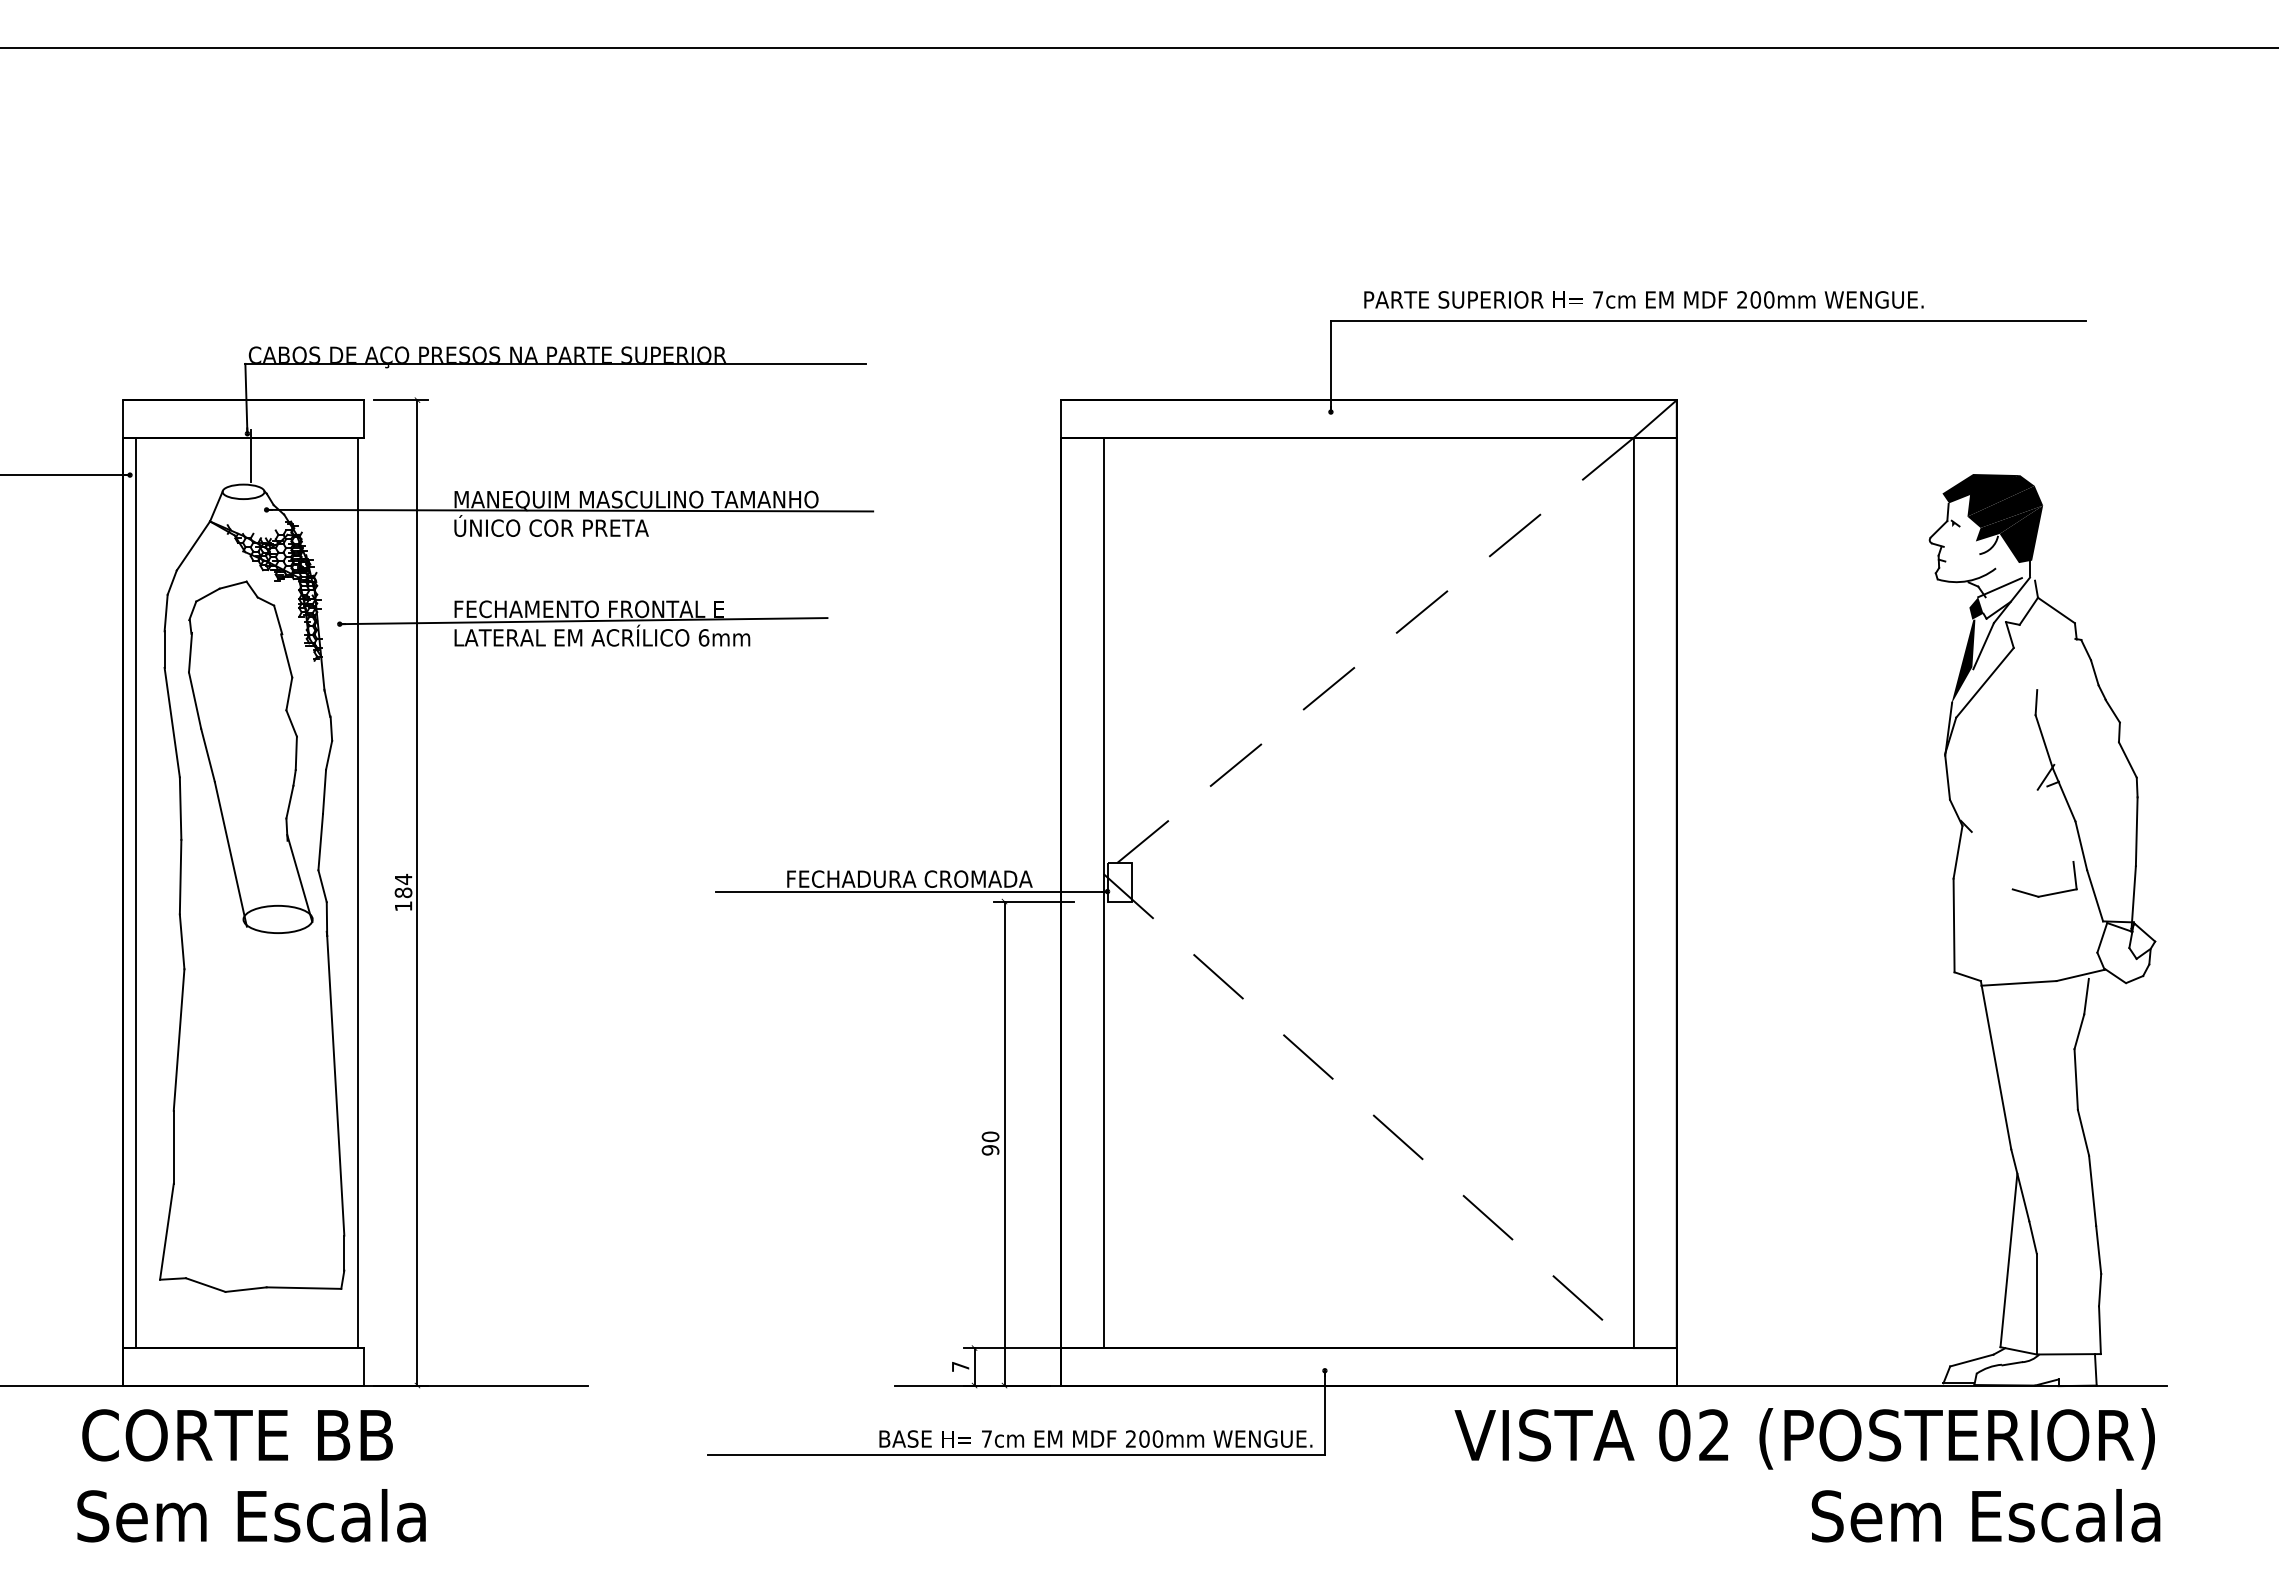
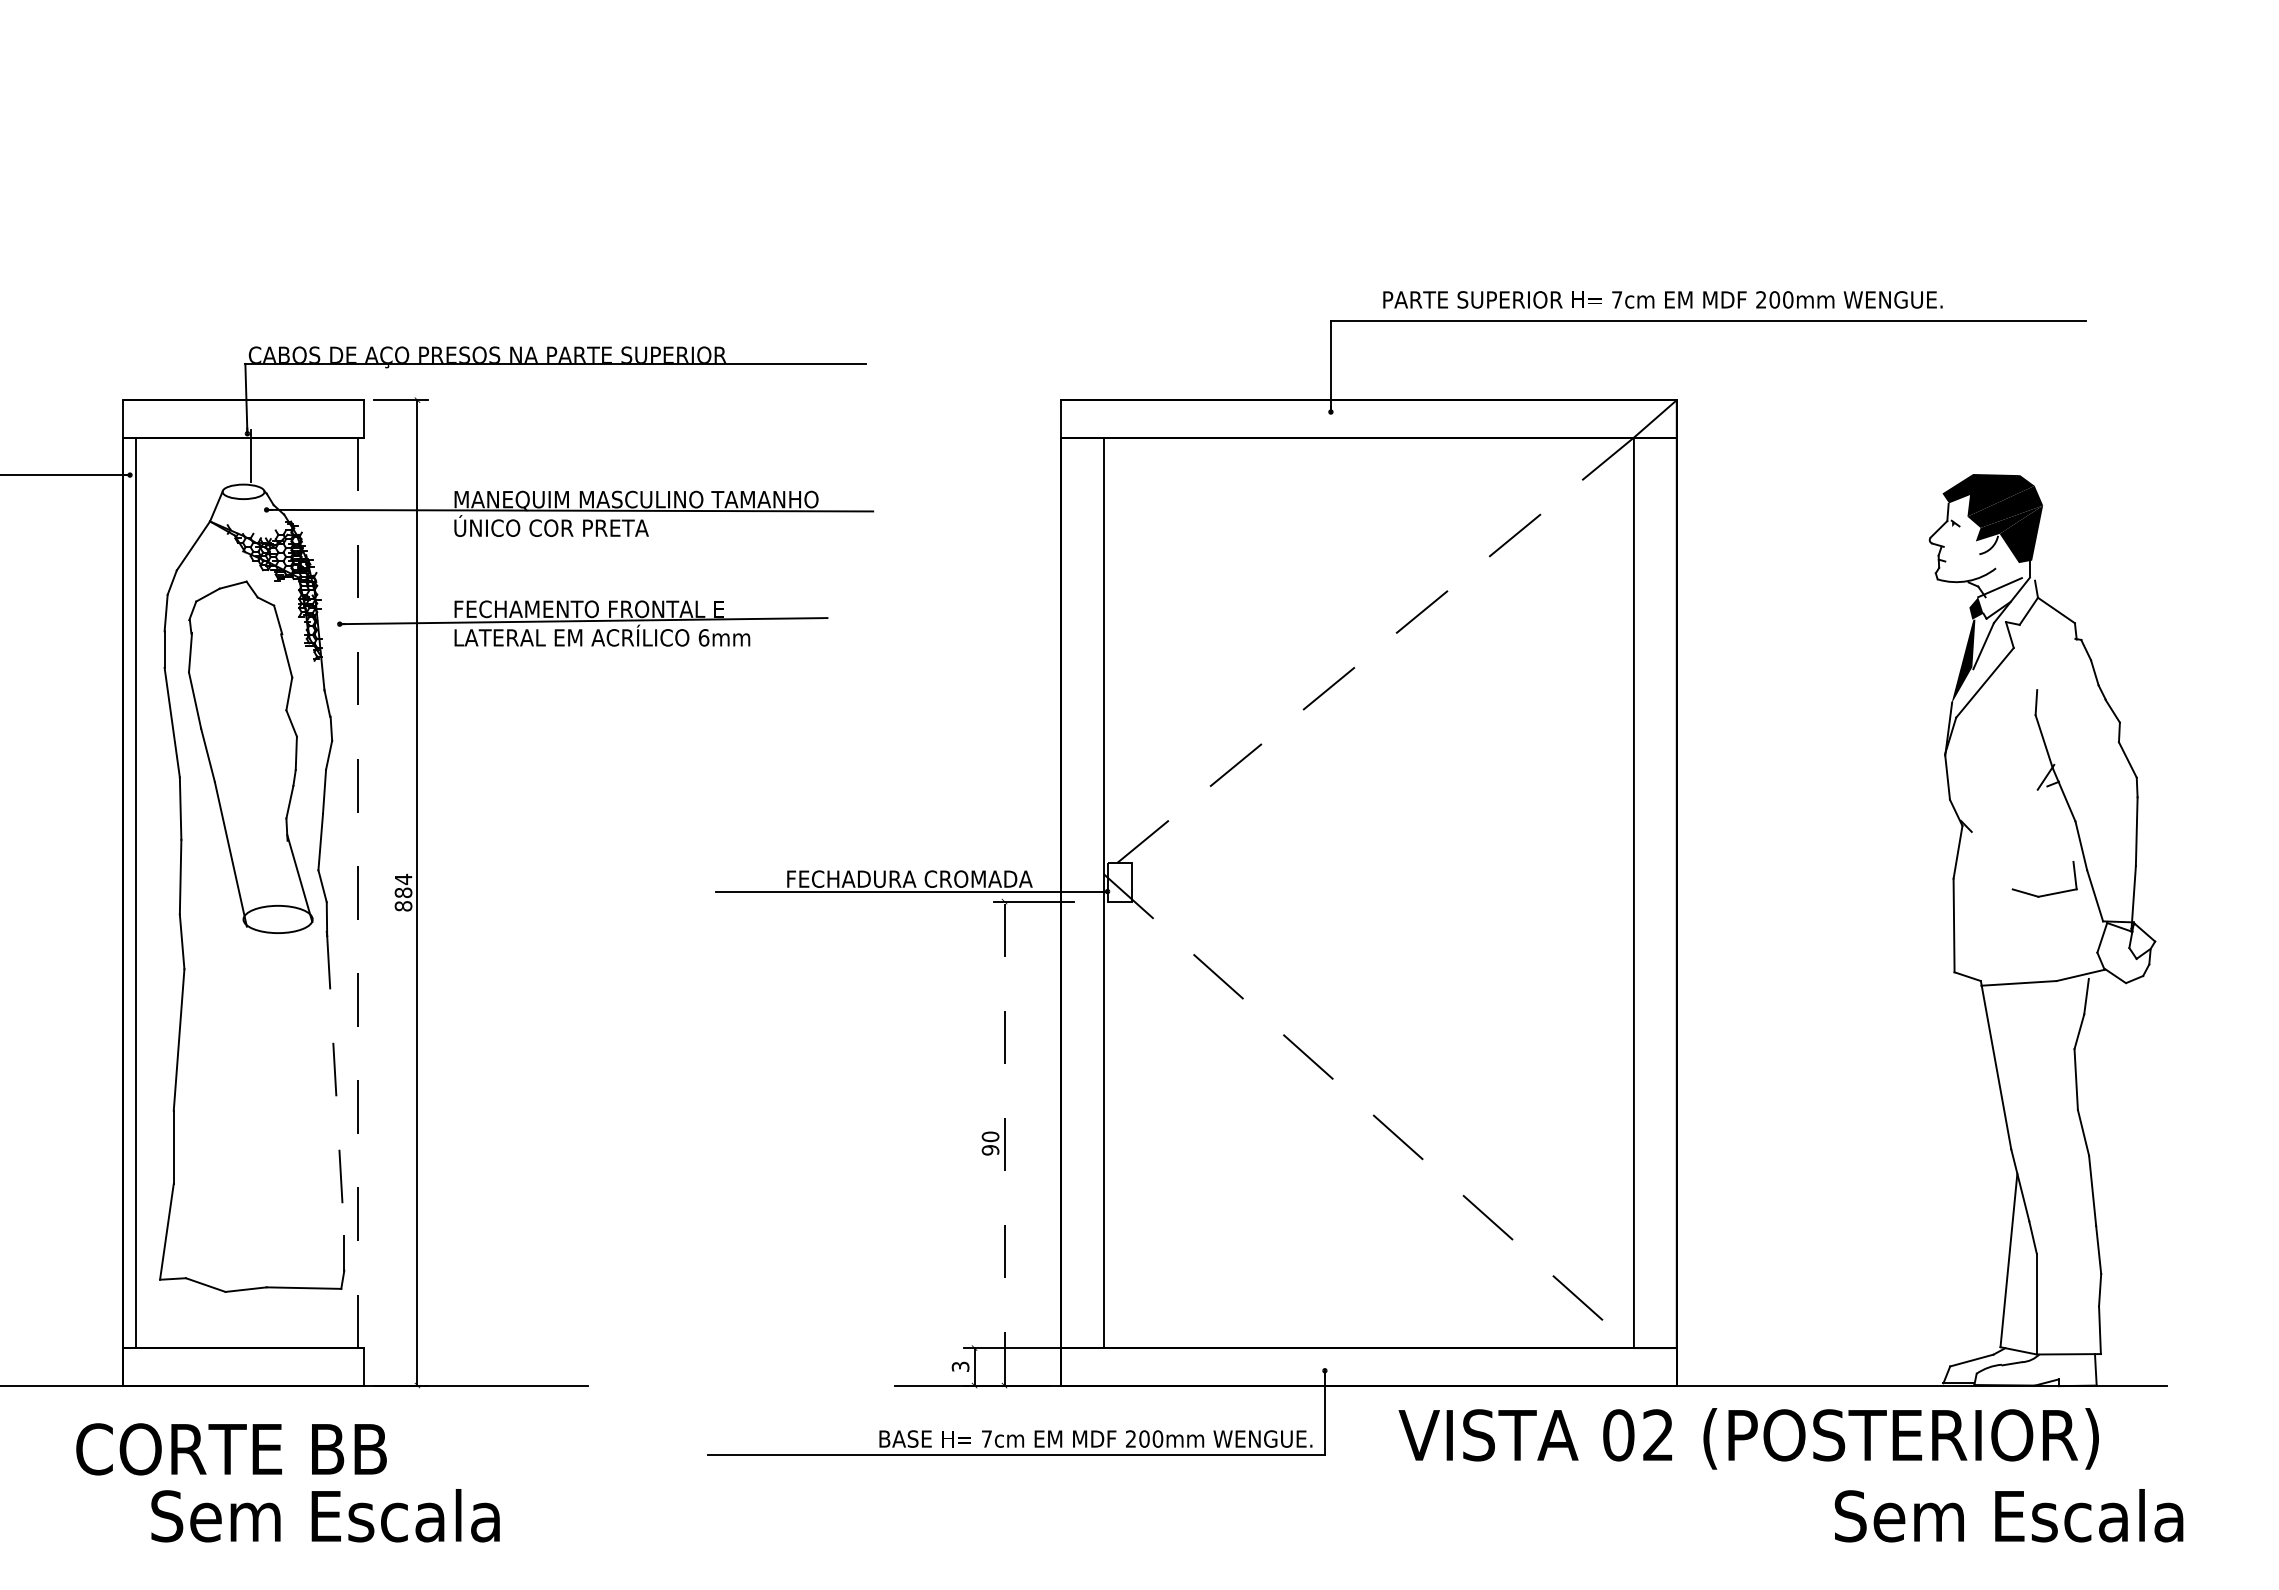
line: present -> none (1138, 47)
text position: (1643, 299) -> (1662, 299) (1662, 299)
line: solid -> dashed (358, 892)
text: 184 -> 884 (403, 906)
line: solid -> dashed (335, 1086)
line: solid -> dashed (1004, 1143)
text: 7 -> 3 (960, 1366)
text position: (237, 1435) -> (231, 1449) (231, 1449)
text position: (1804, 1438) -> (1748, 1438) (1748, 1438)
text position: (251, 1515) -> (325, 1515) (325, 1515)
text position: (1985, 1515) -> (2008, 1515) (2008, 1515)
